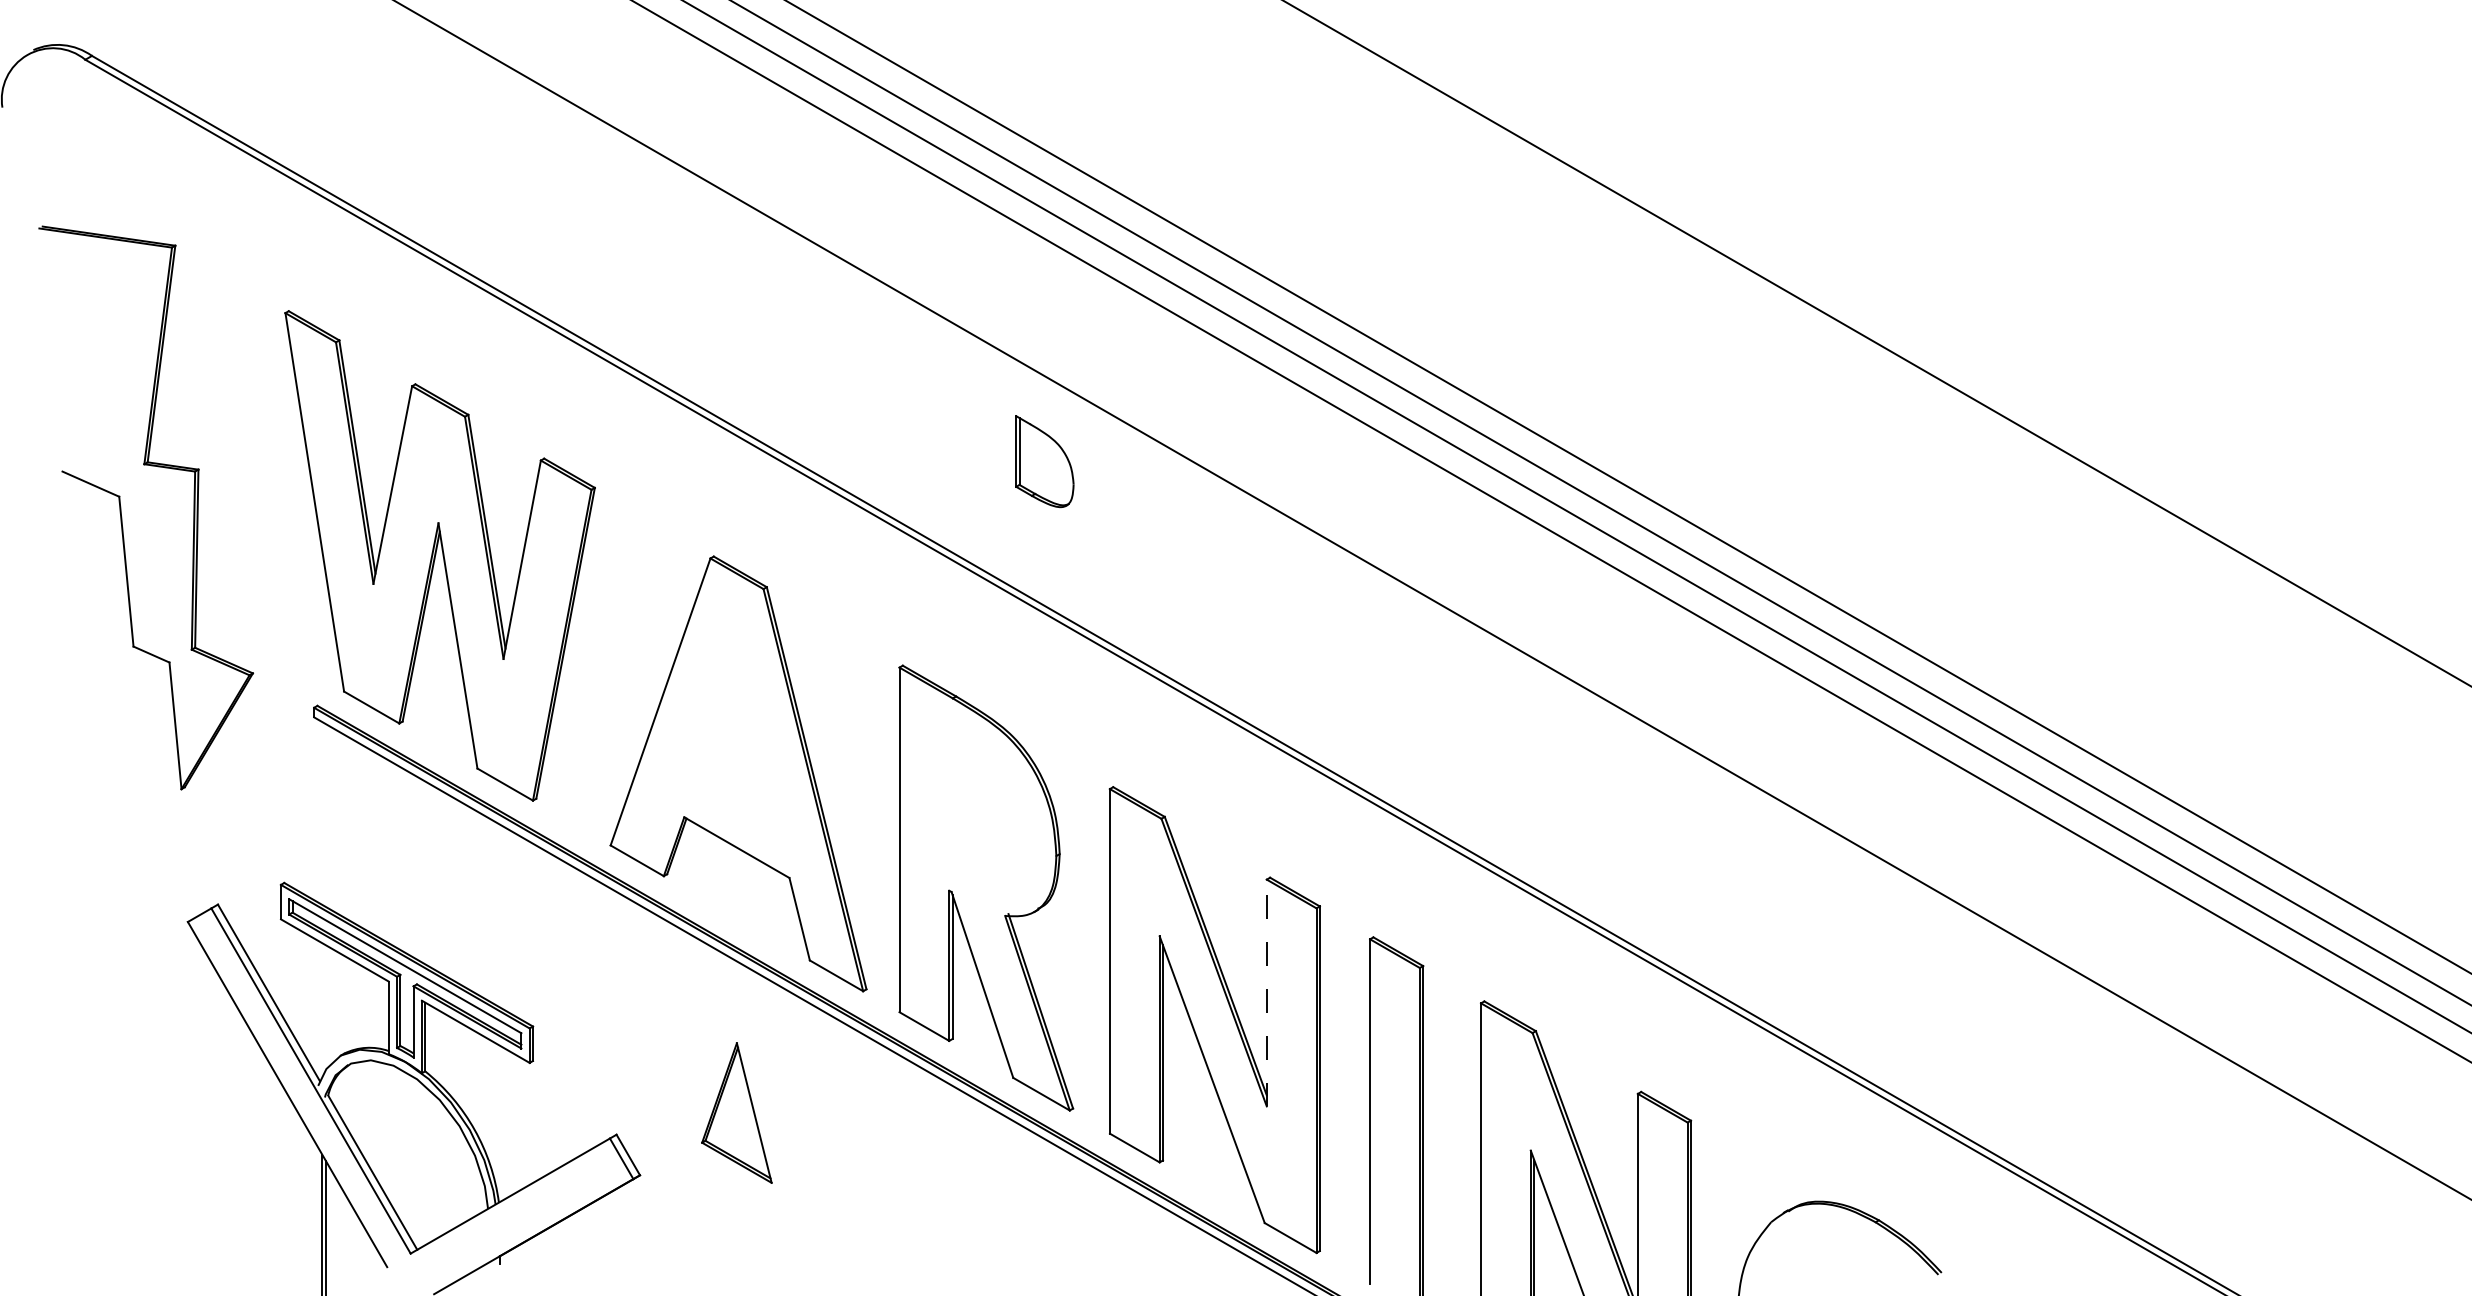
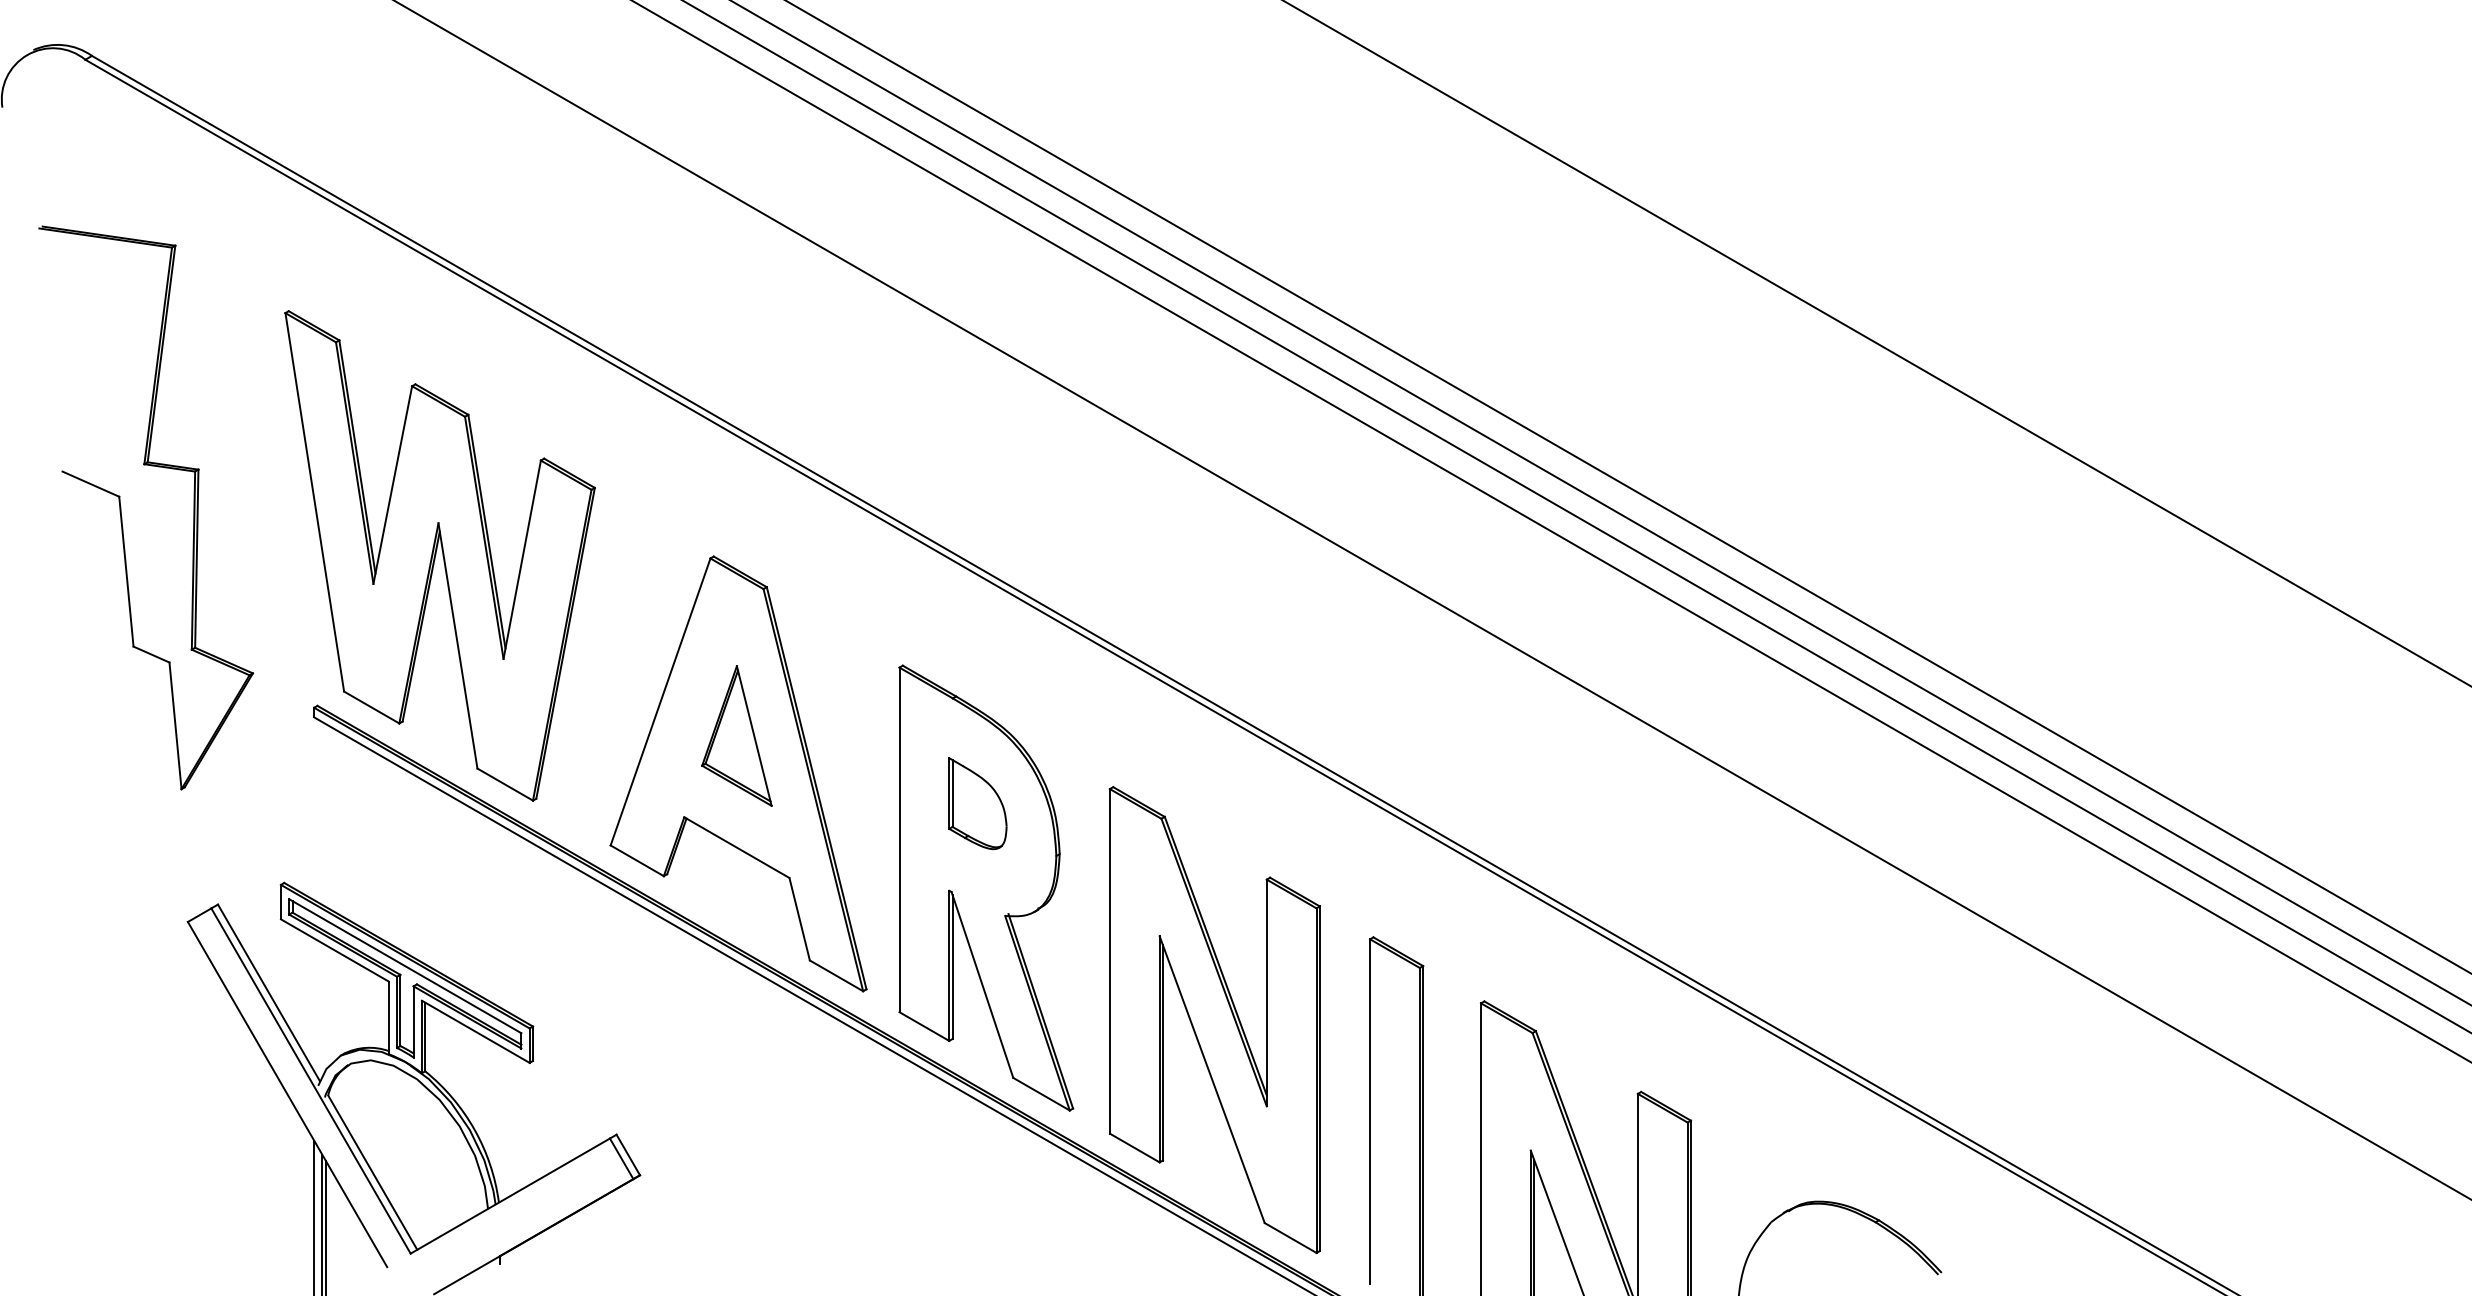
part position: (1044, 461) -> (977, 803) (977, 803)
line: dashed -> solid (1266, 992)
part position: (736, 1112) -> (736, 735) (736, 735)
line: none -> present (314, 1216)
